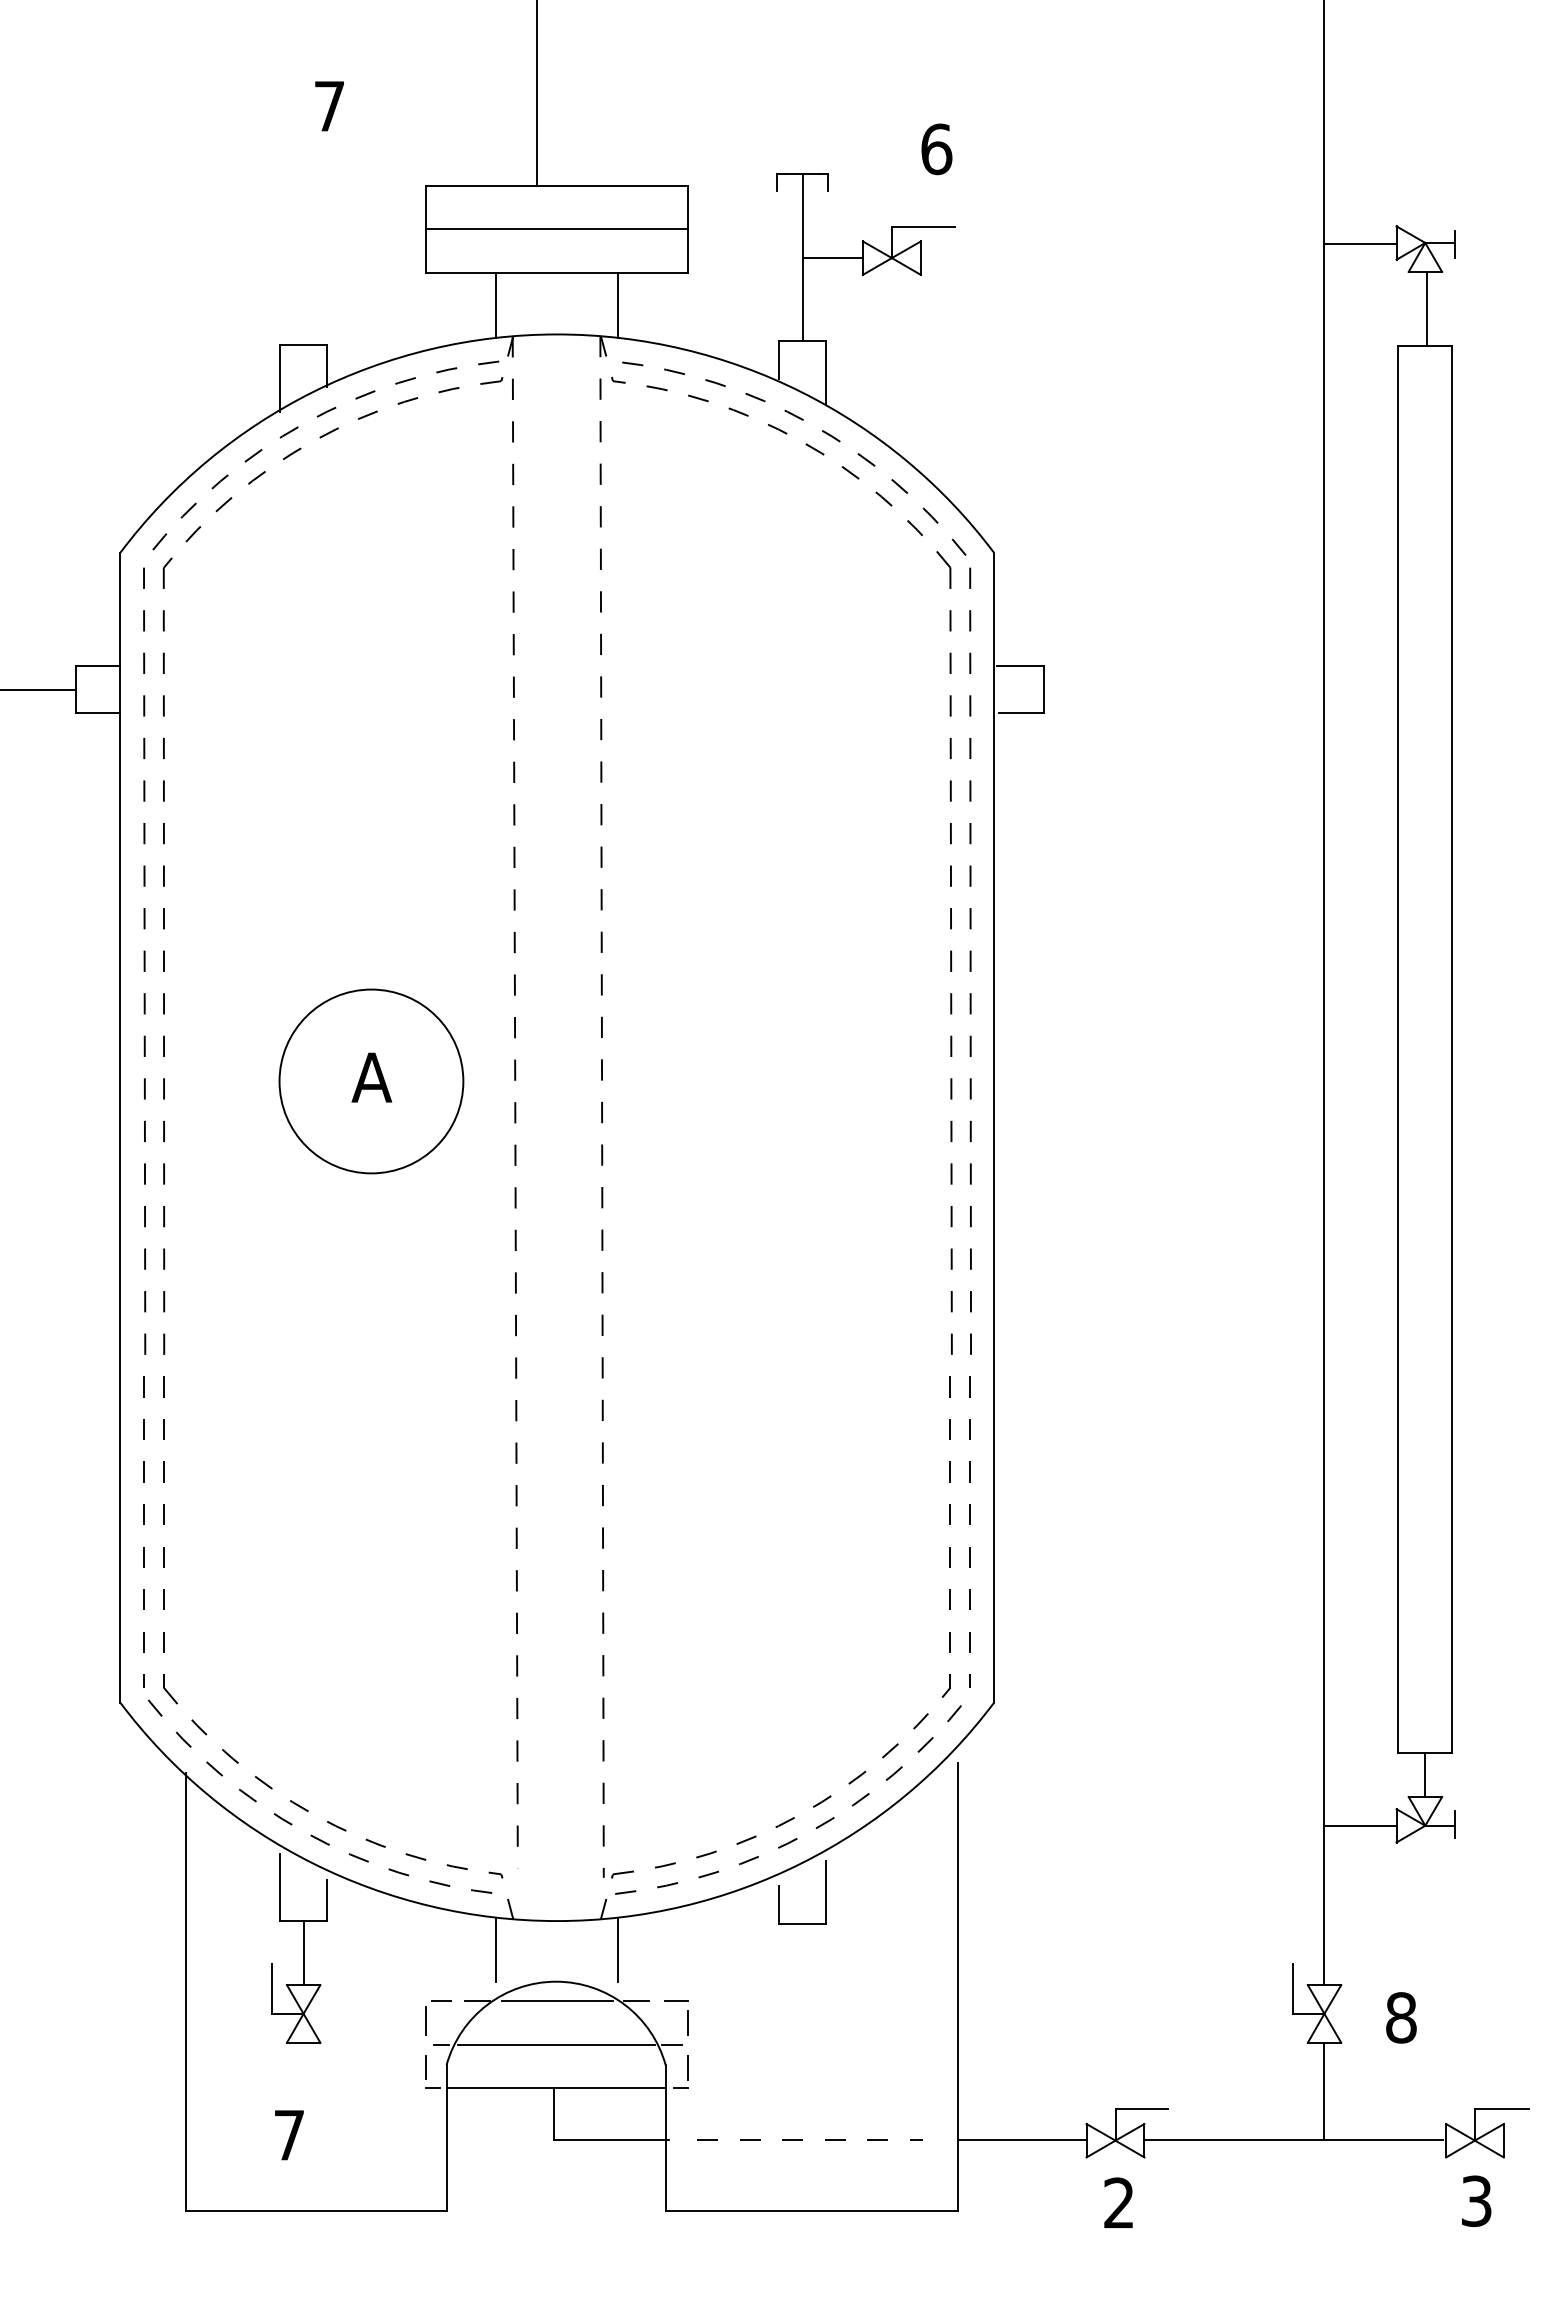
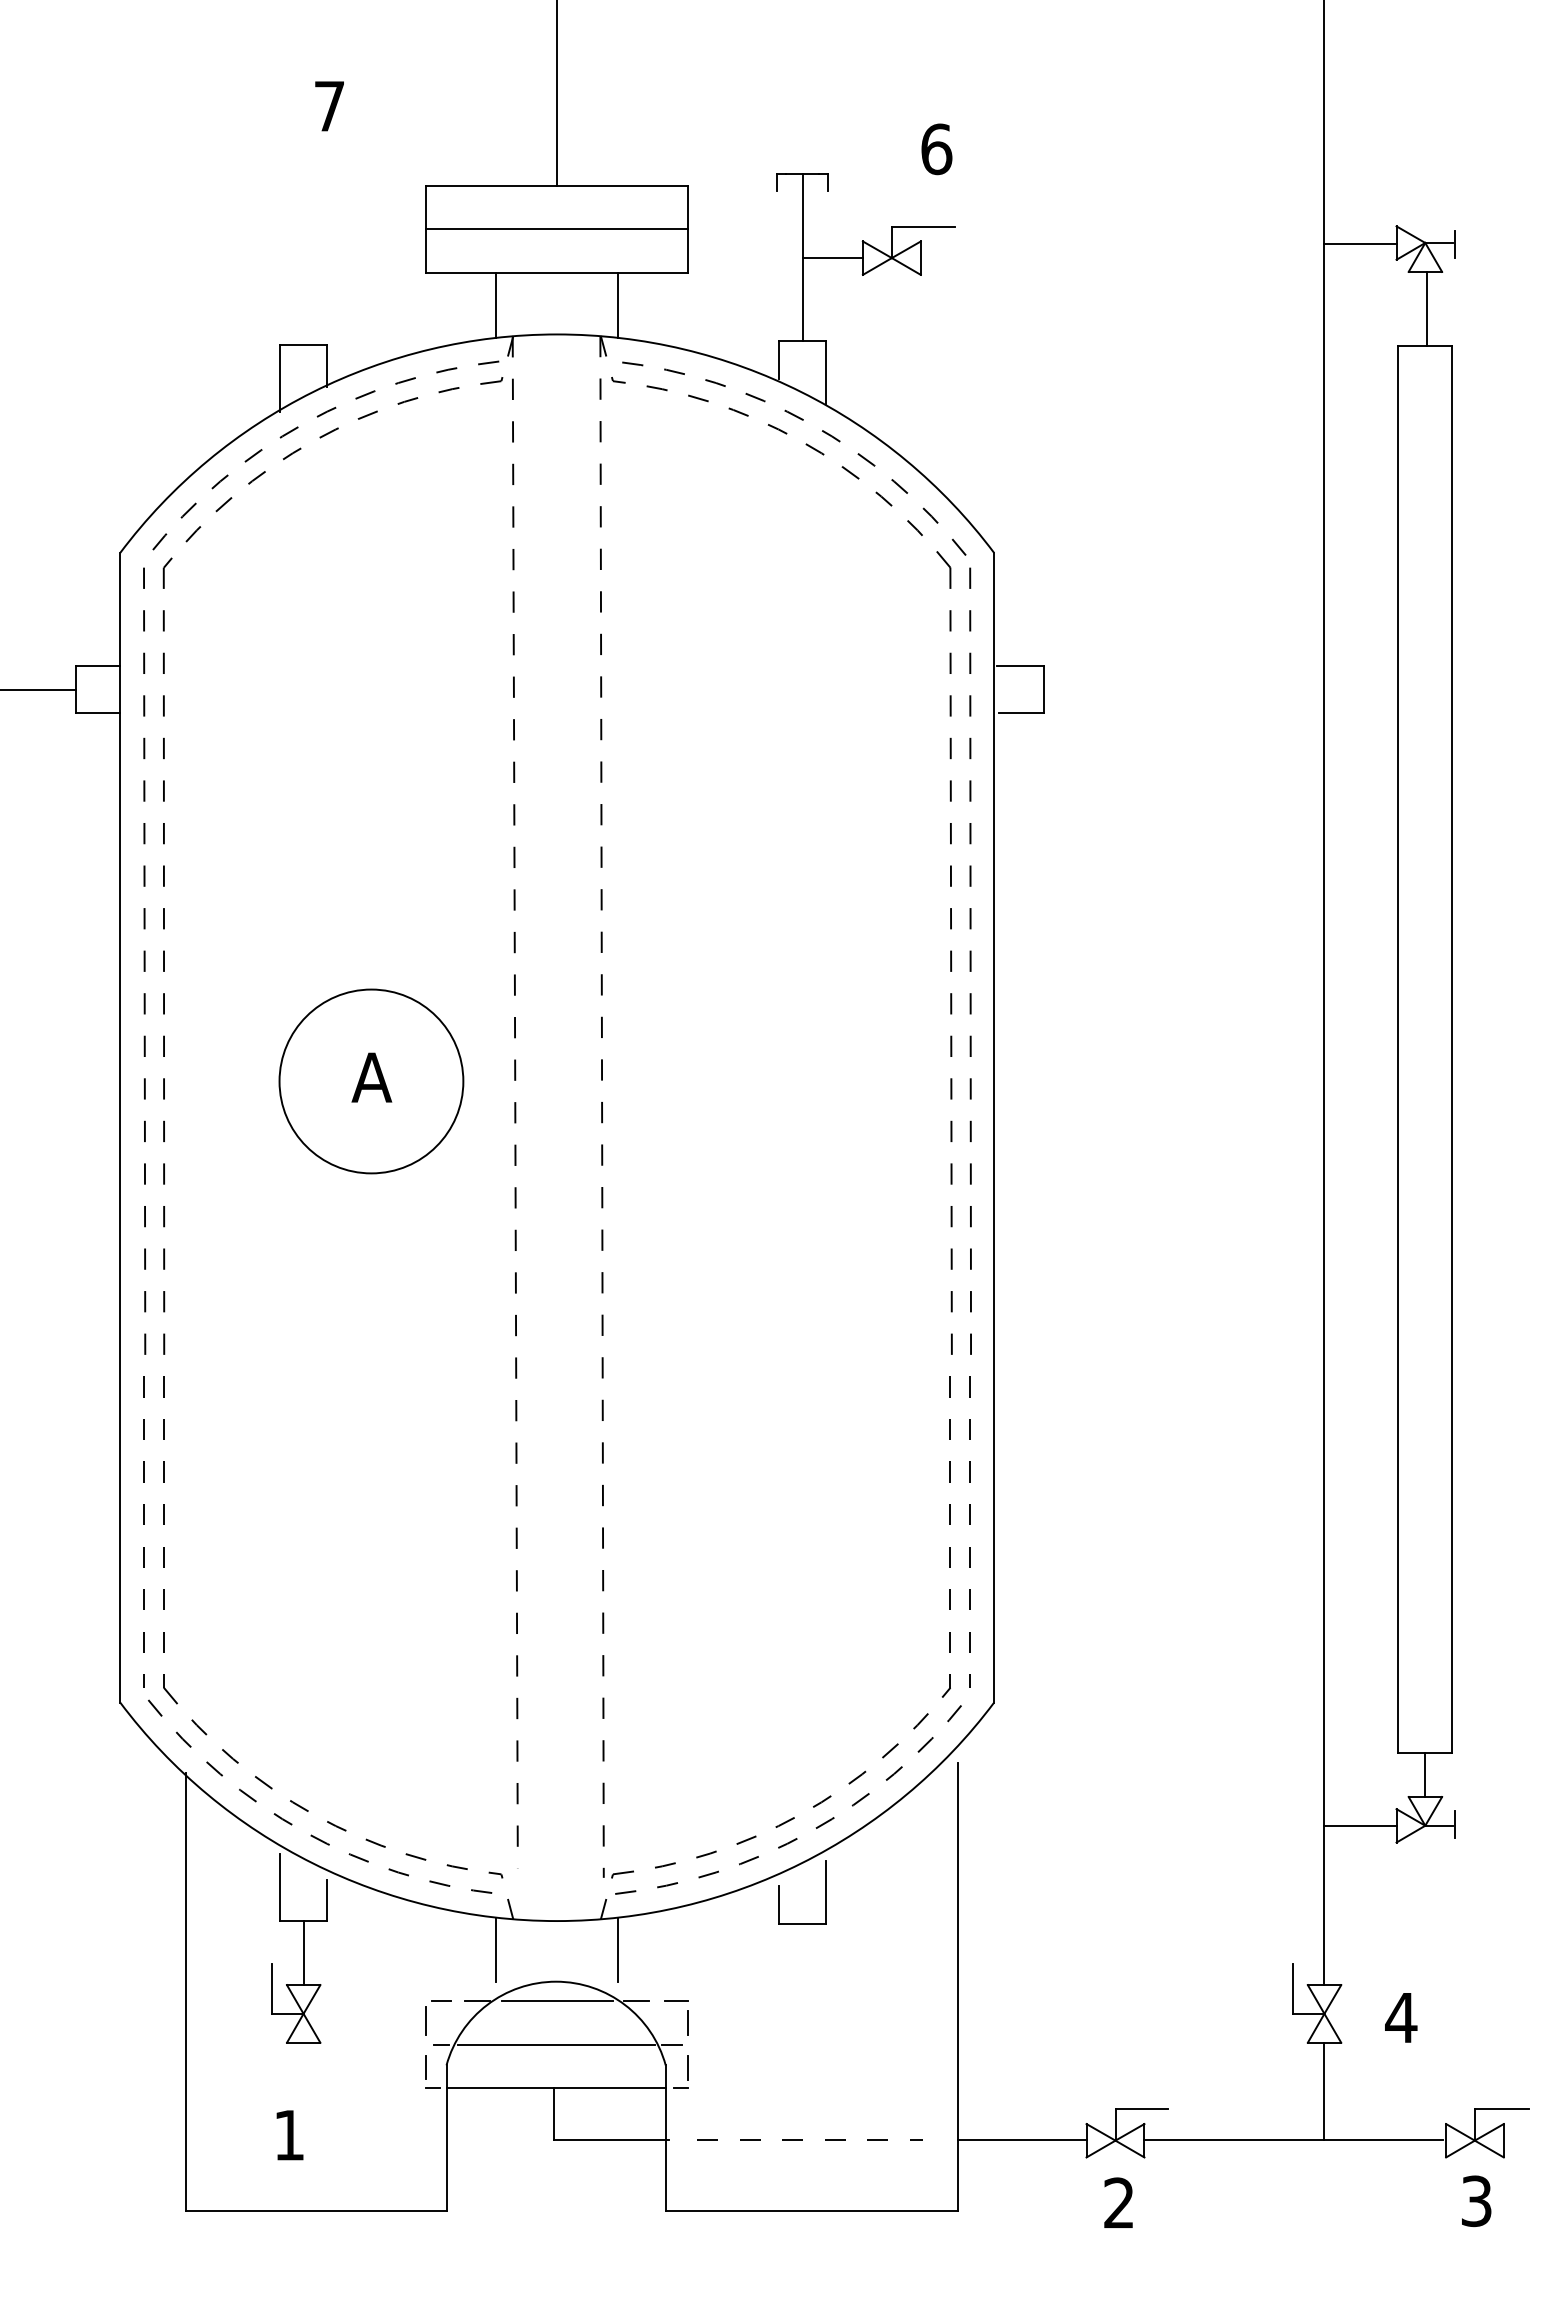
line position: (537, 93) -> (557, 93) (557, 93)
text: 8 -> 4 (1401, 2017)
text: 7 -> 1 (289, 2135)
